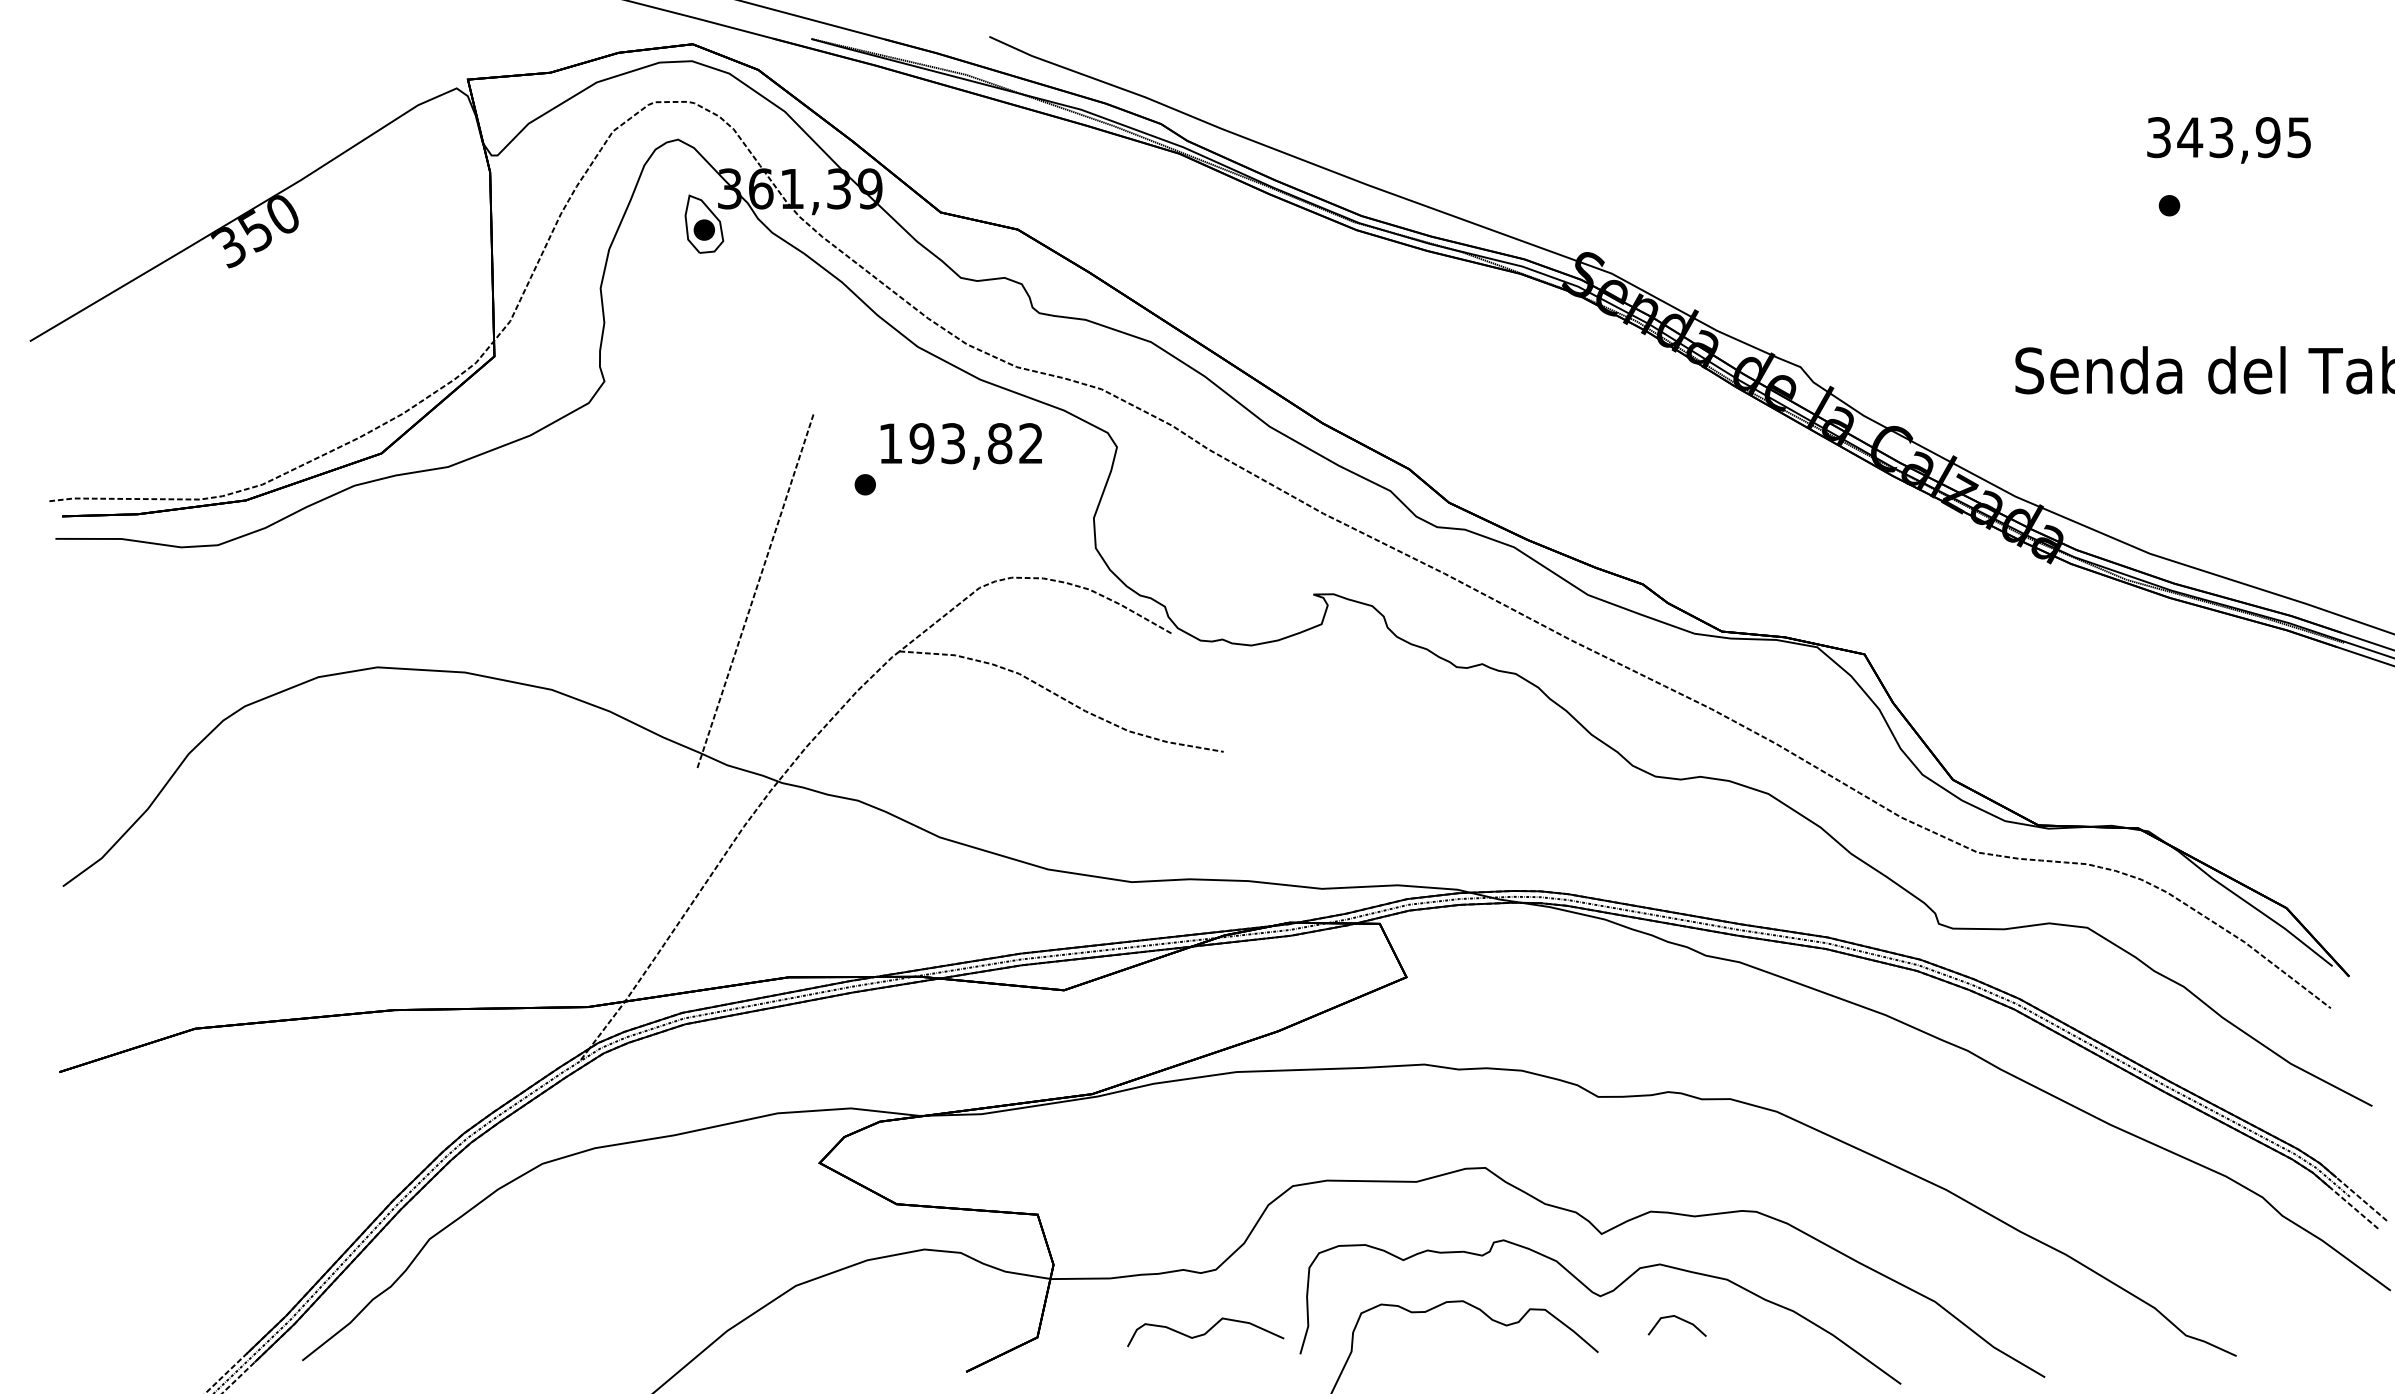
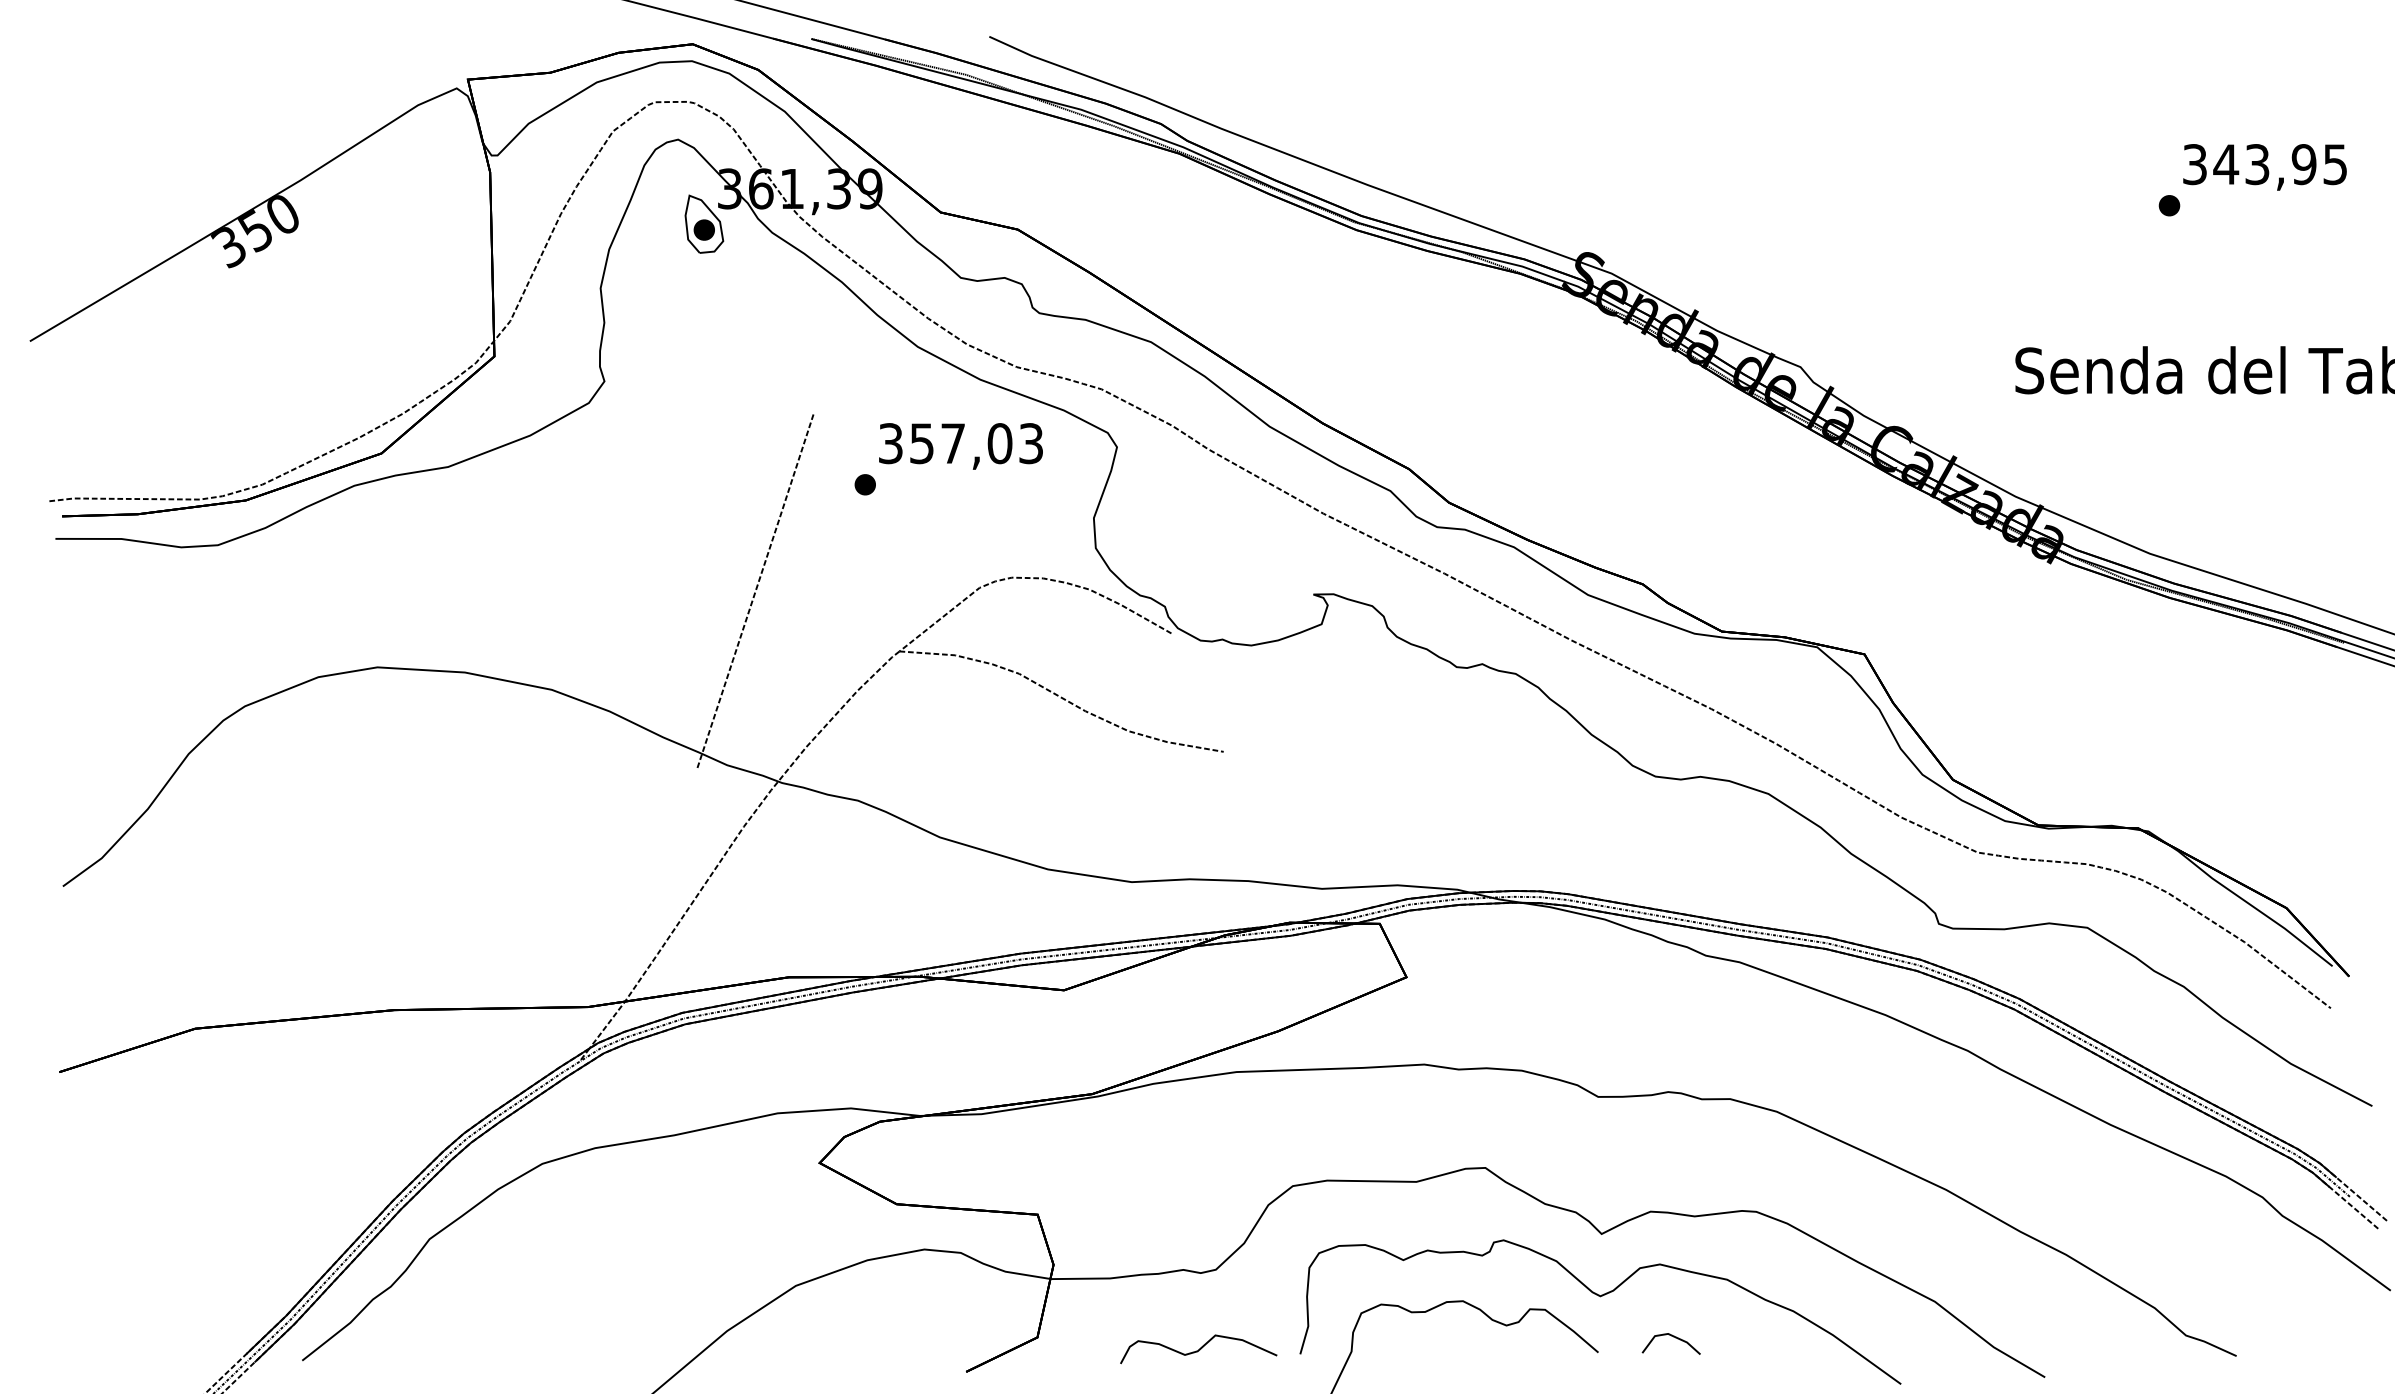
text position: (2228, 140) -> (2264, 167) (2264, 167)
text: 193,82 -> 357,03 (960, 443)
line position: (1679, 1319) -> (1673, 1337) (1673, 1337)
curve position: (1205, 1332) -> (1198, 1349) (1198, 1349)
